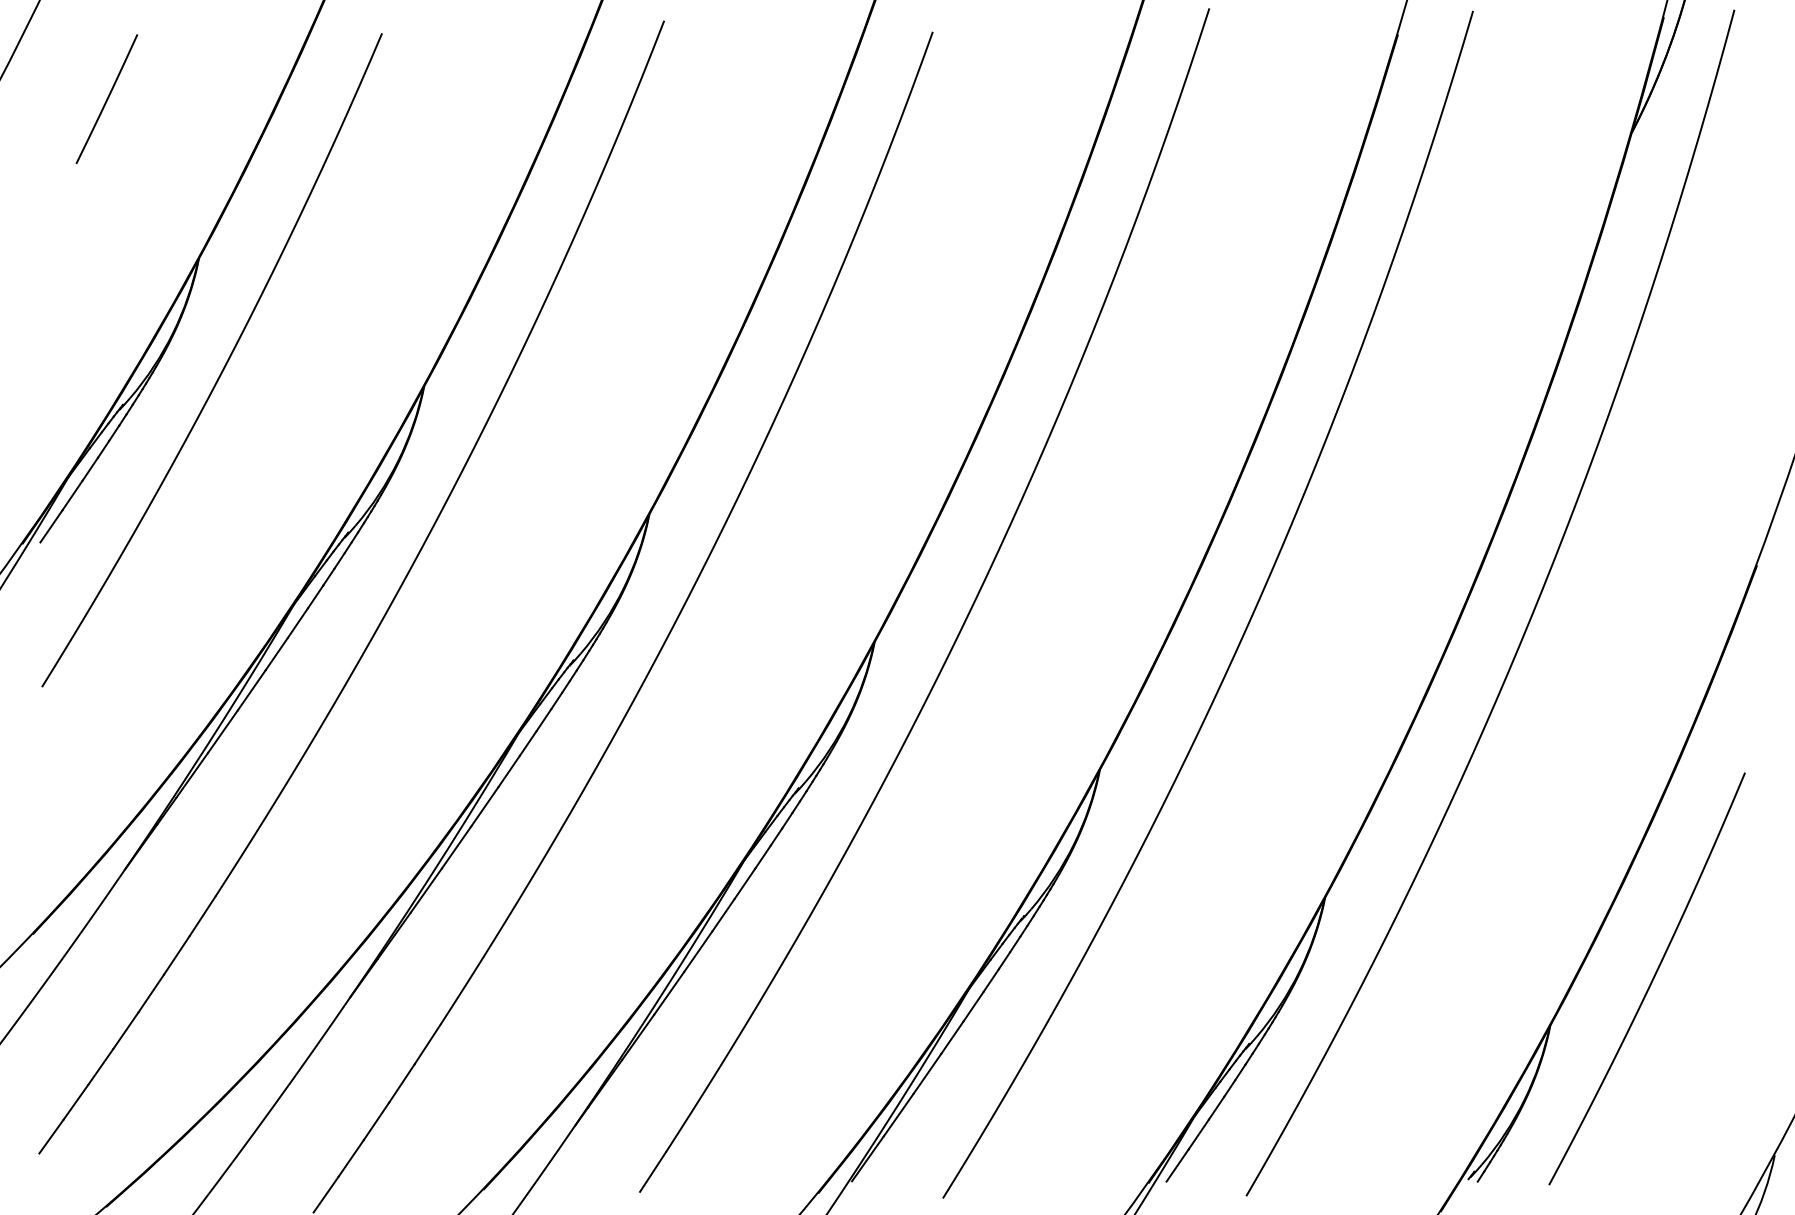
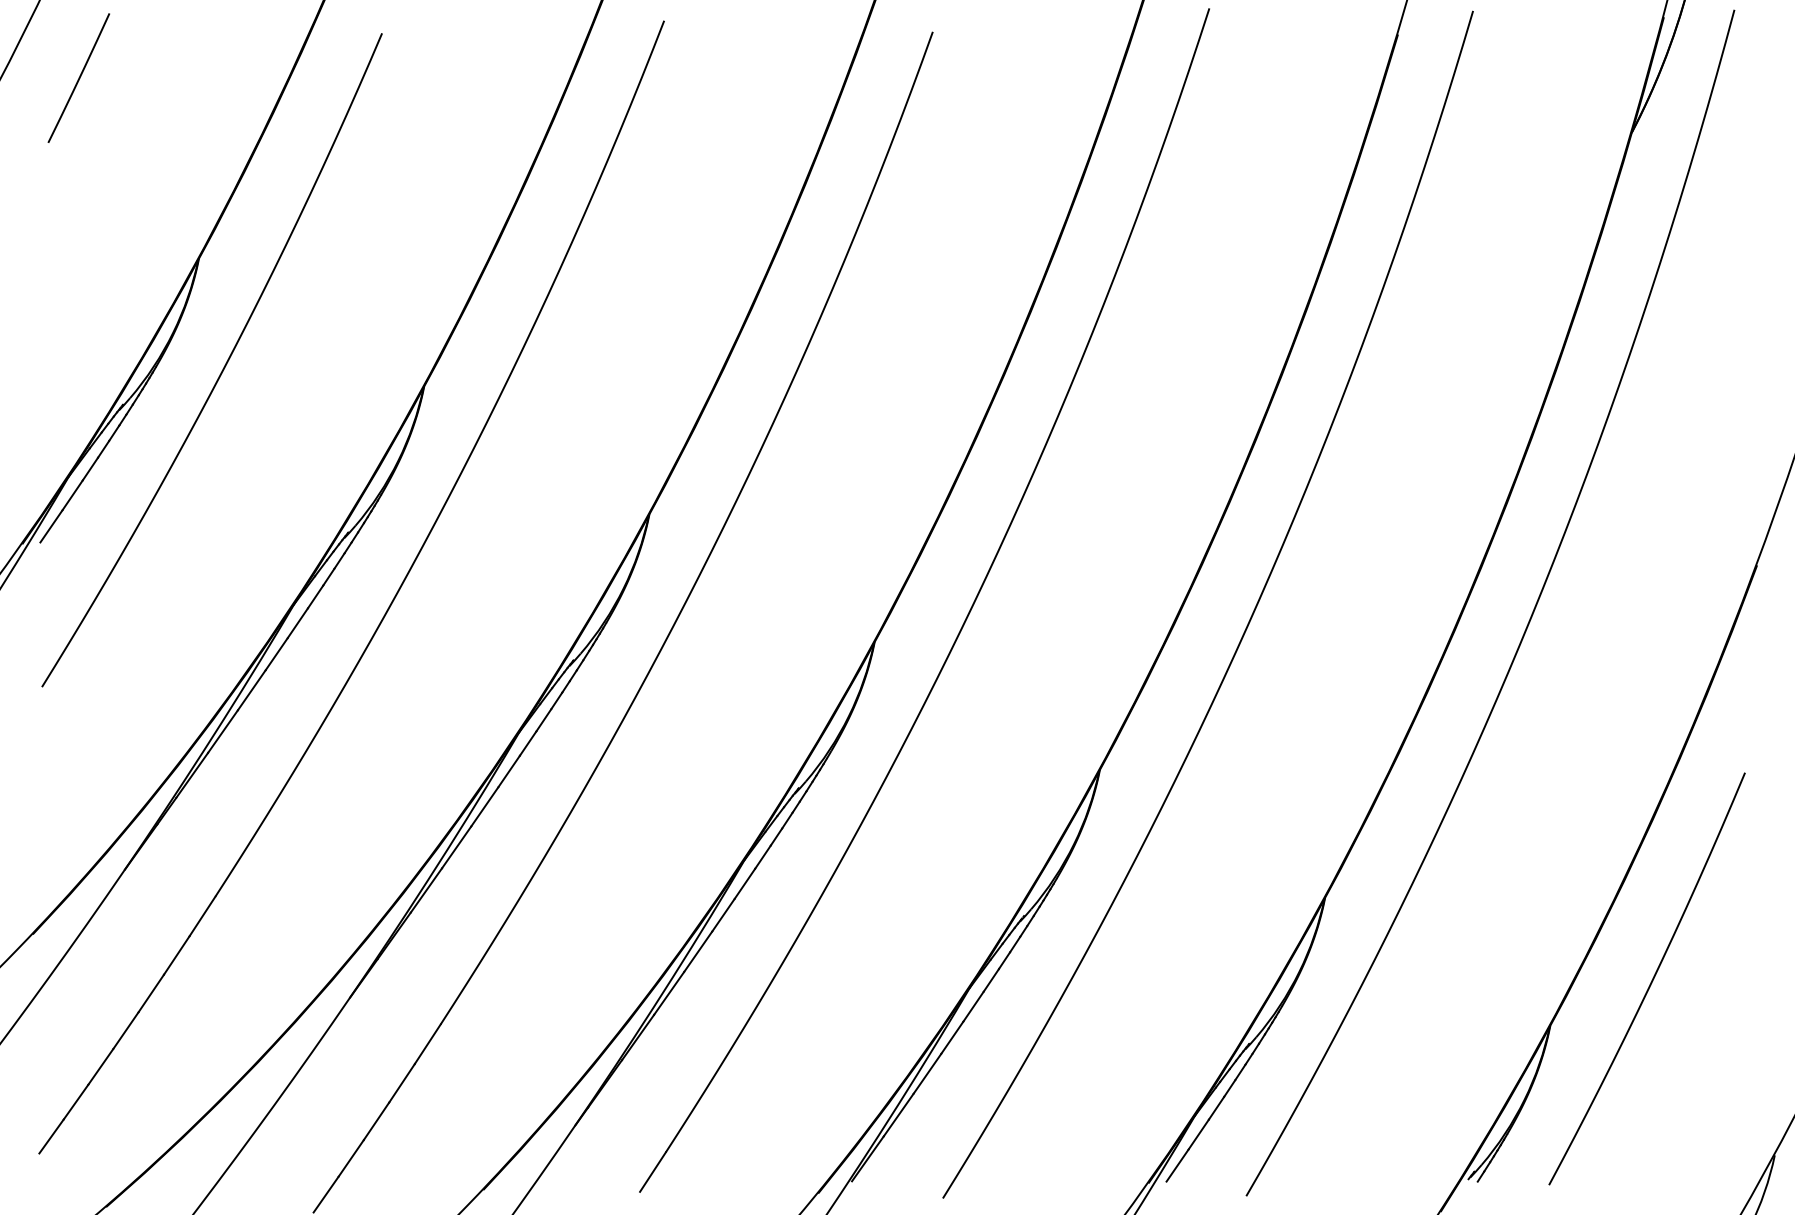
line position: (106, 98) -> (78, 77) (78, 77)
